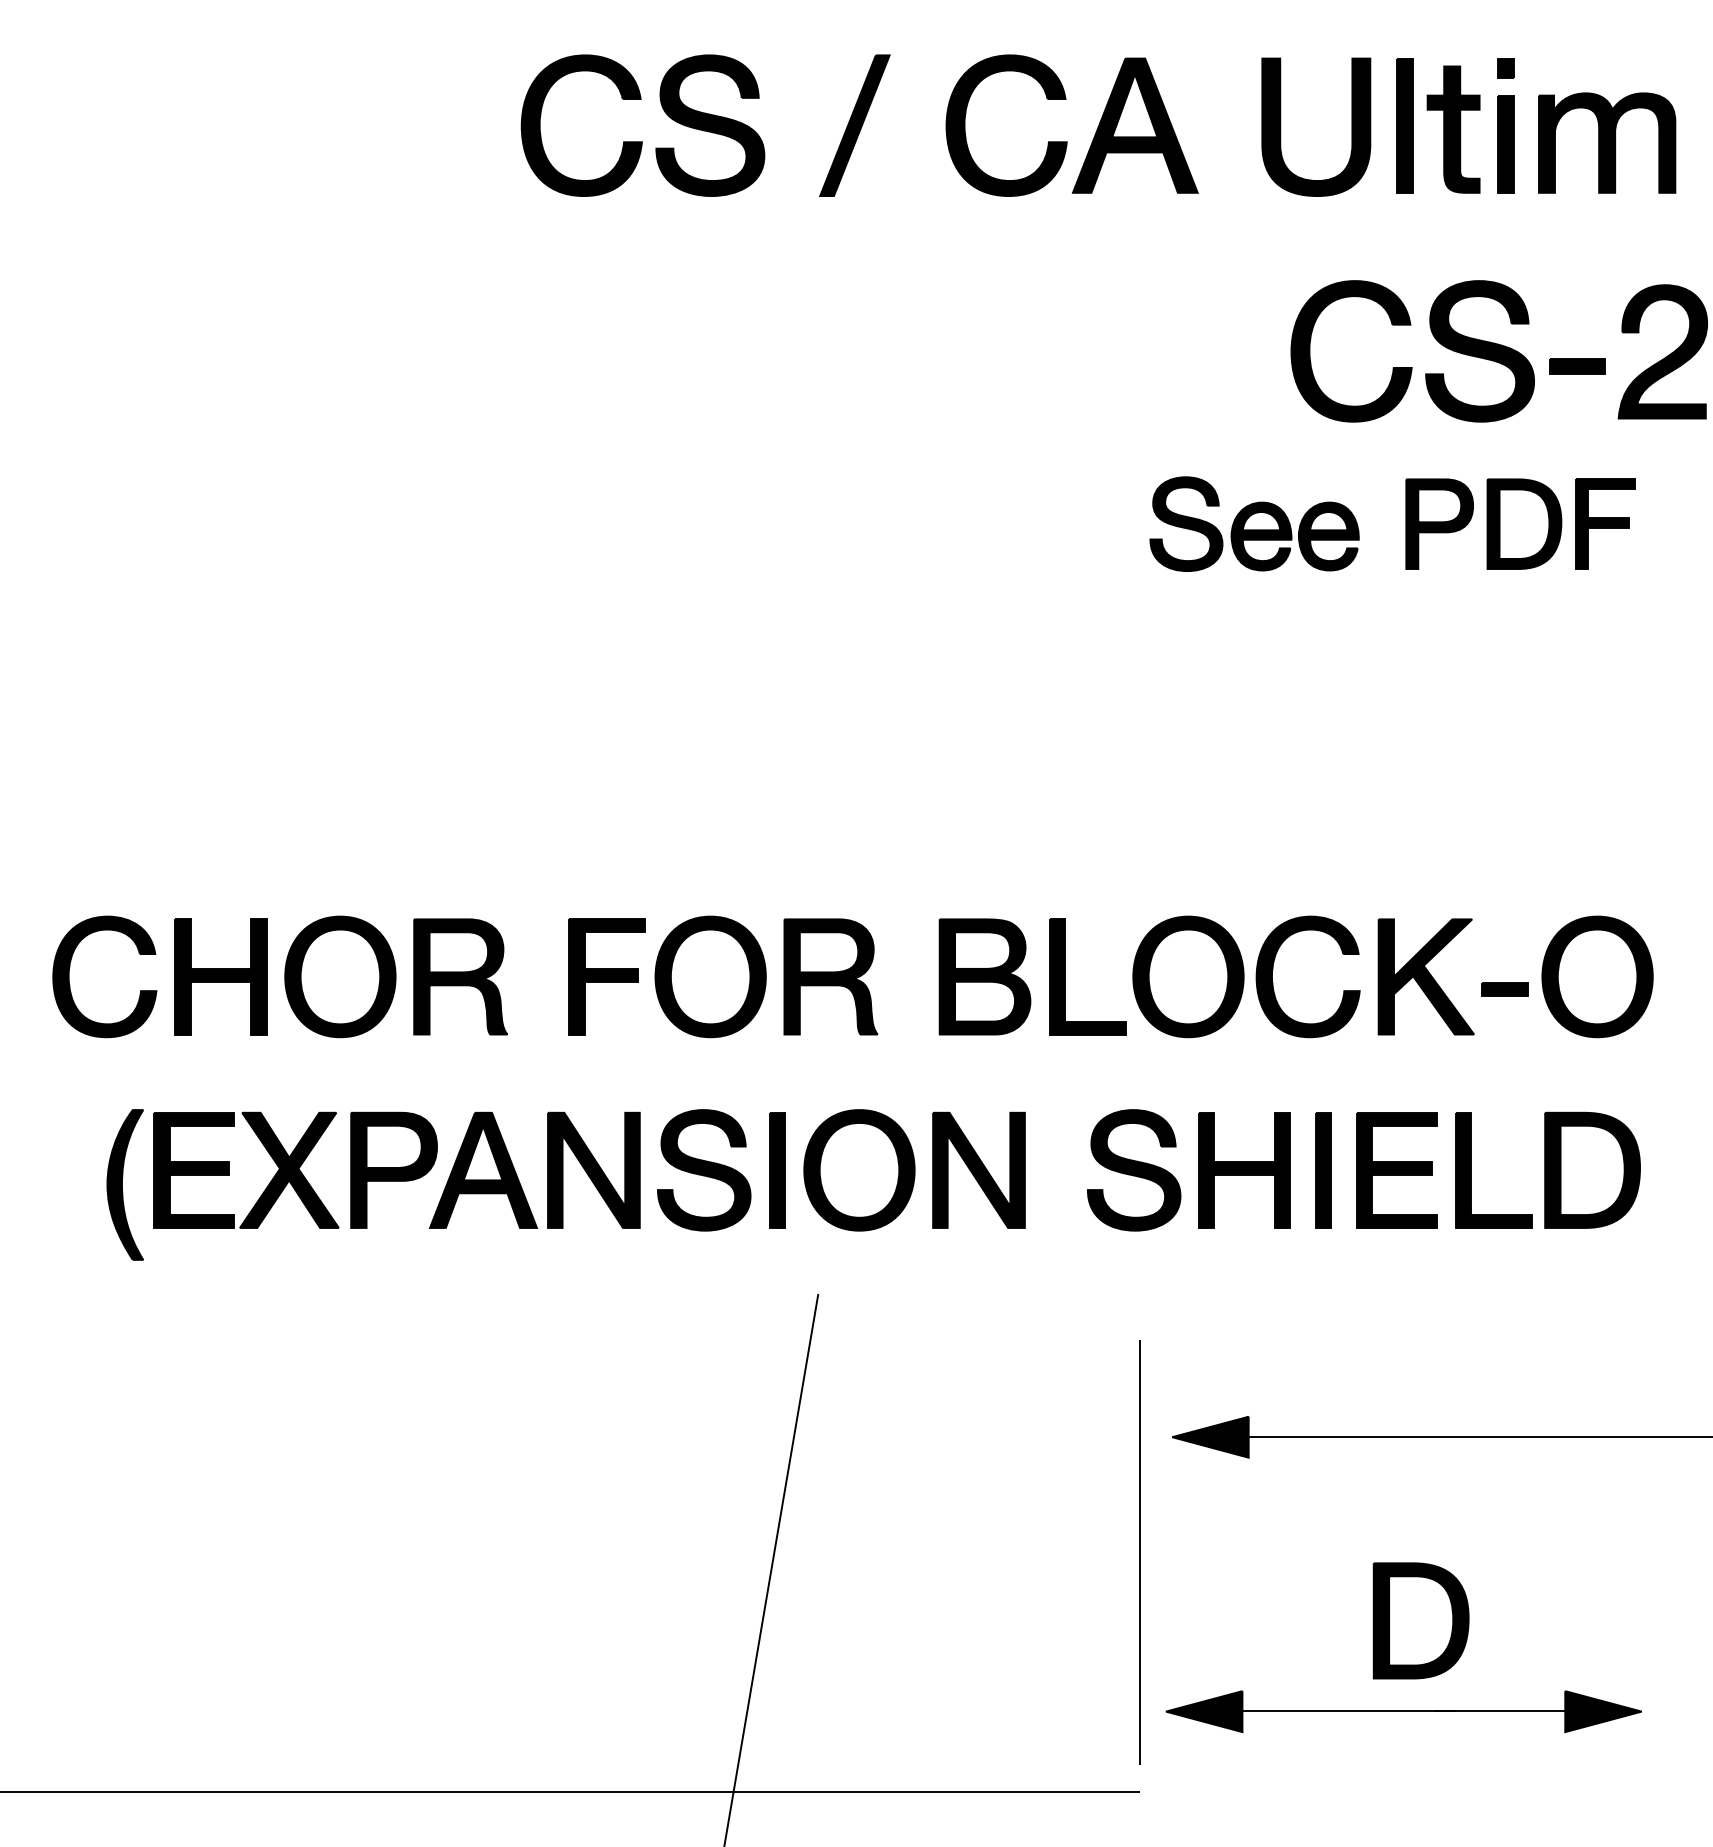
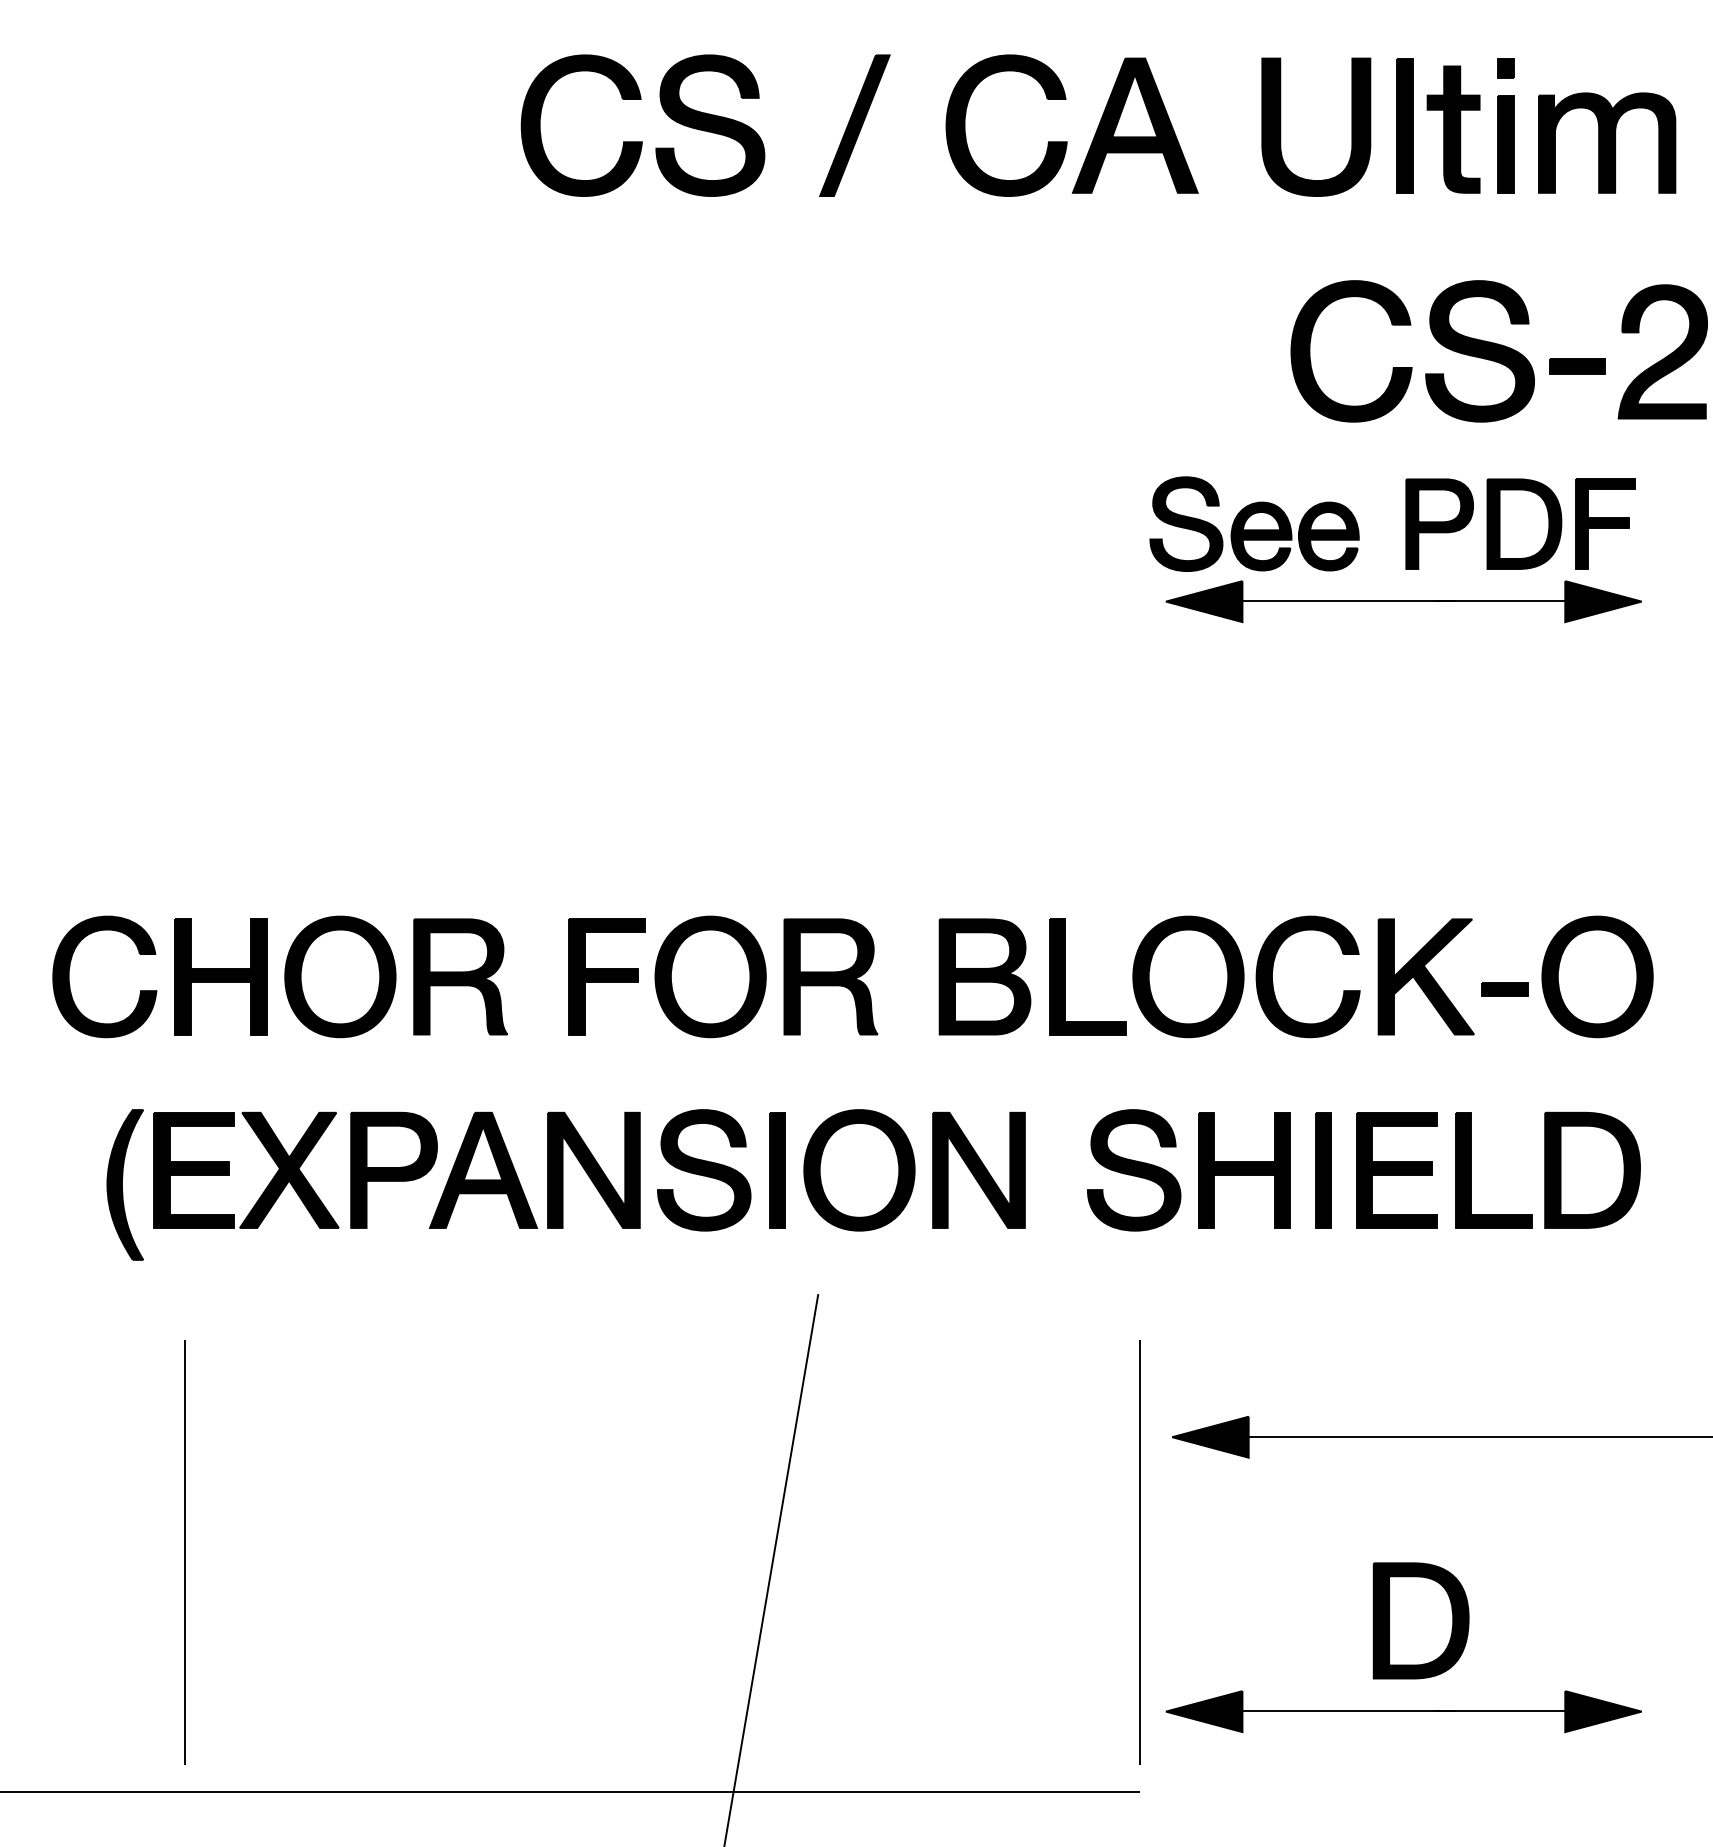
part: none -> present (1403, 601)
line: none -> present (184, 1552)
